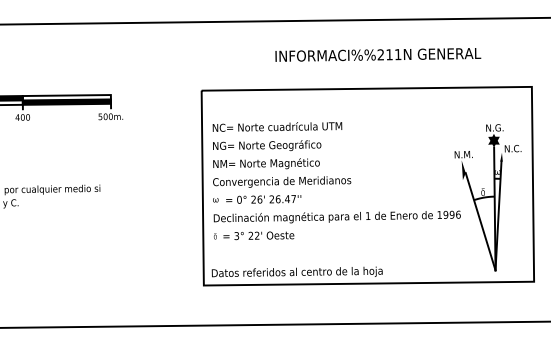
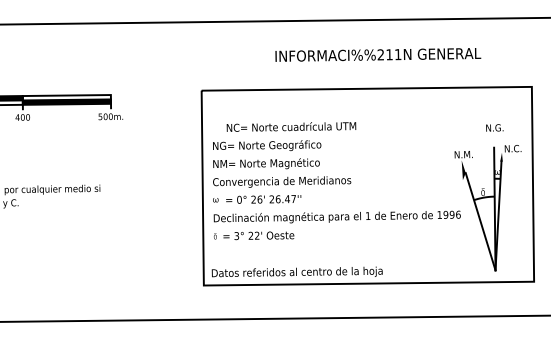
text position: (277, 126) -> (291, 126) (291, 126)
fill: present -> none (493, 140)
line position: (274, 324) -> (274, 318) (274, 318)
